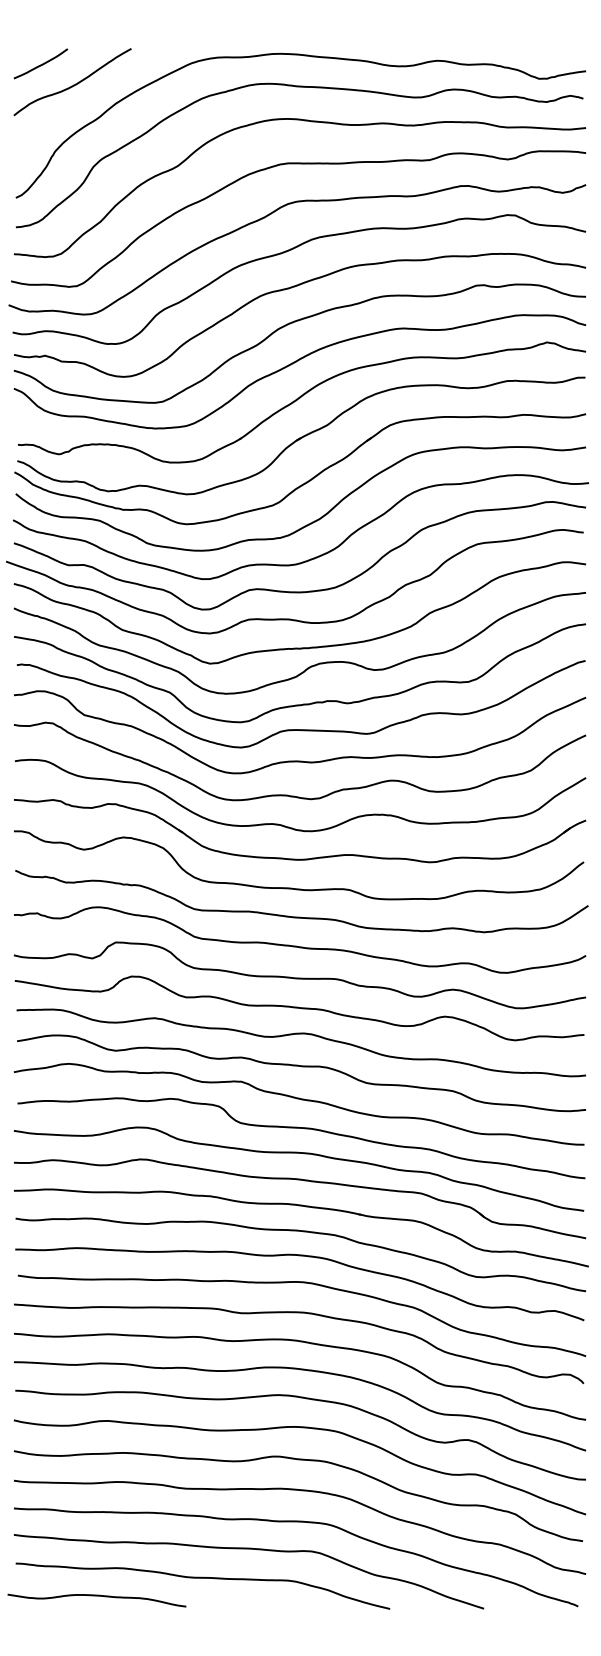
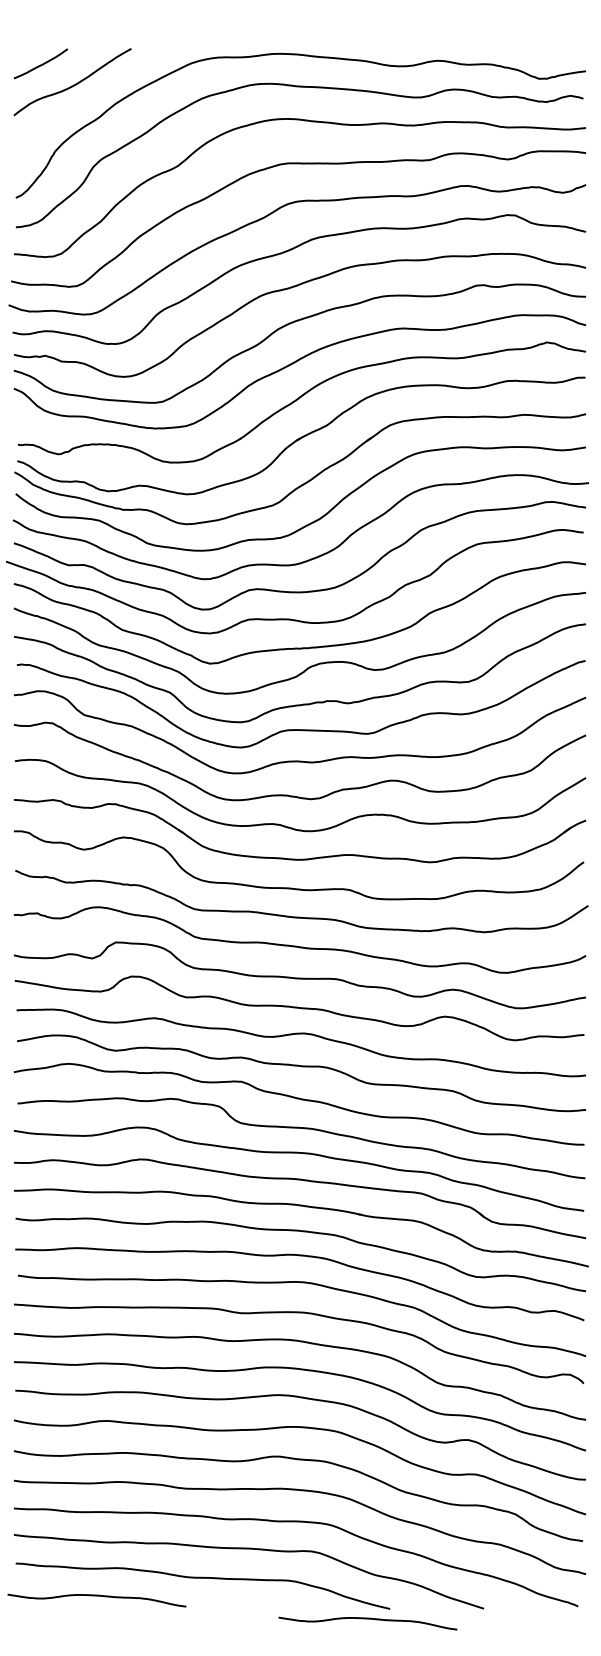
curve: none -> present (367, 1619)
